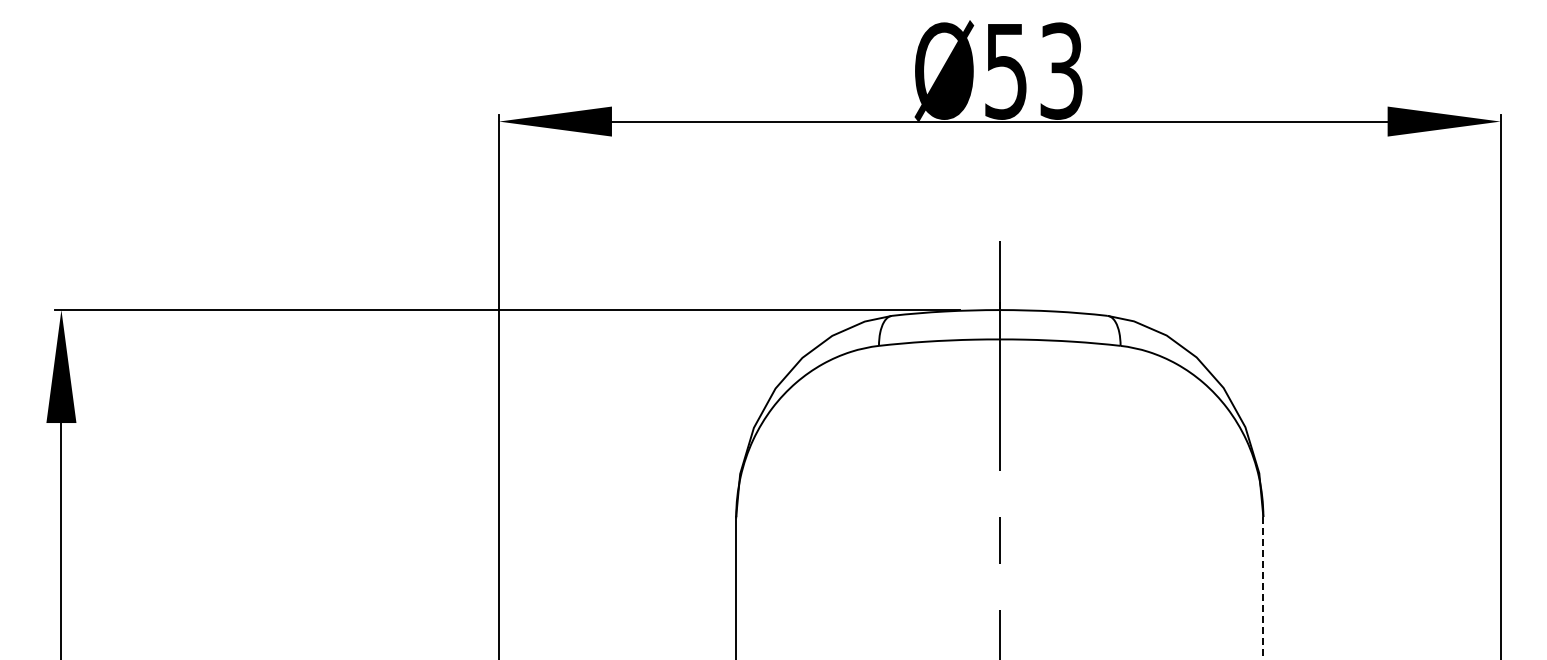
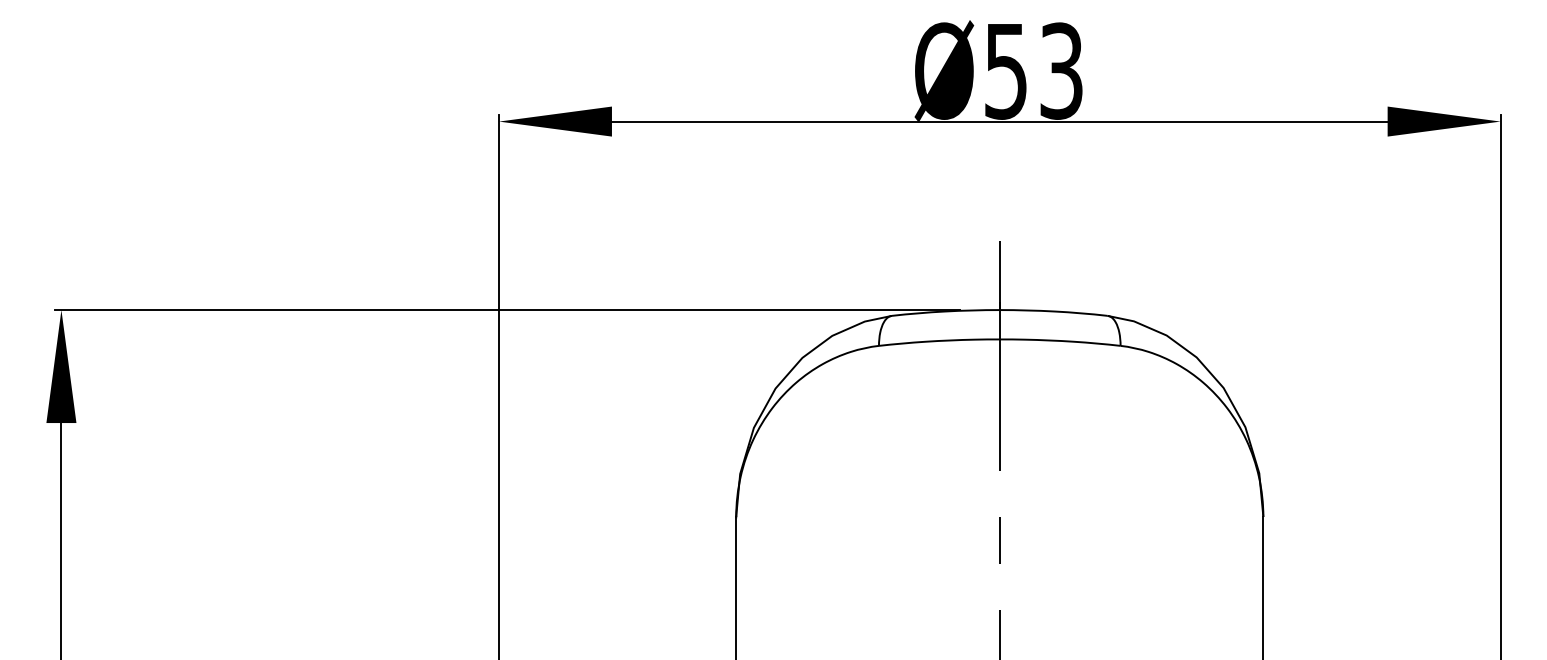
line: dashed -> solid (1263, 588)
